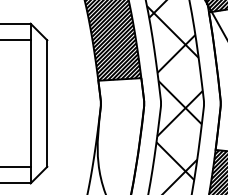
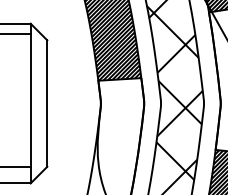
line position: (16, 40) -> (16, 34) (16, 34)
